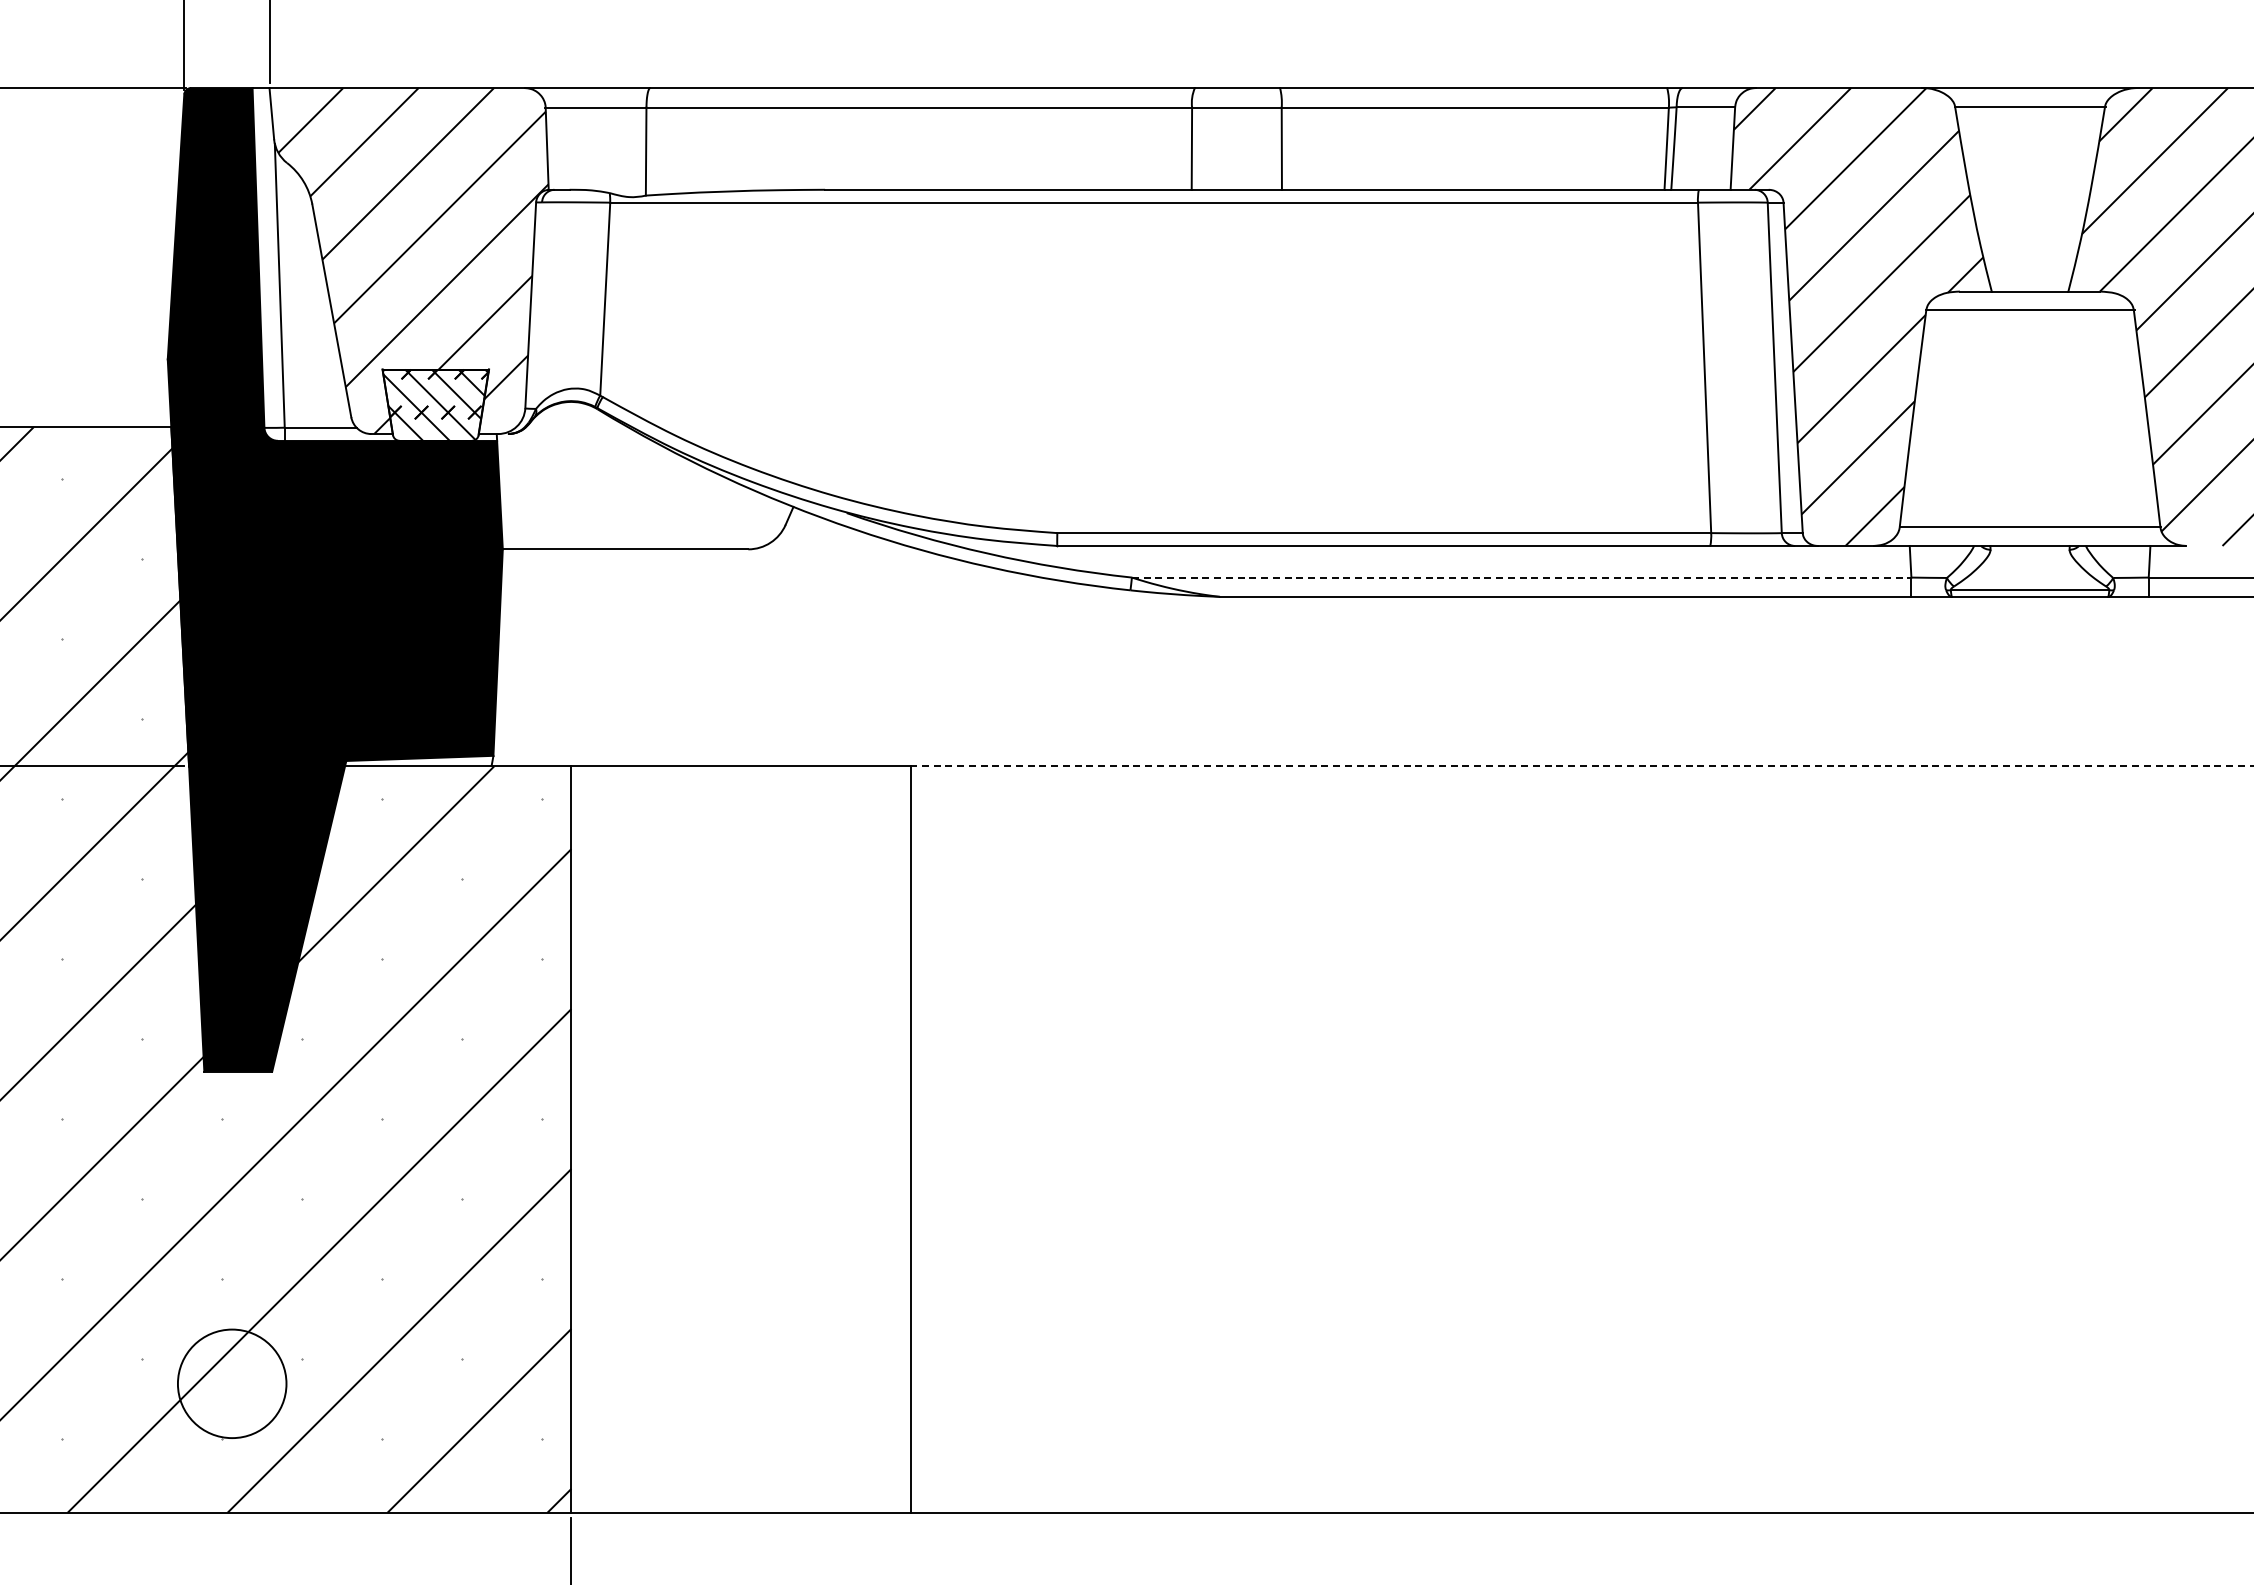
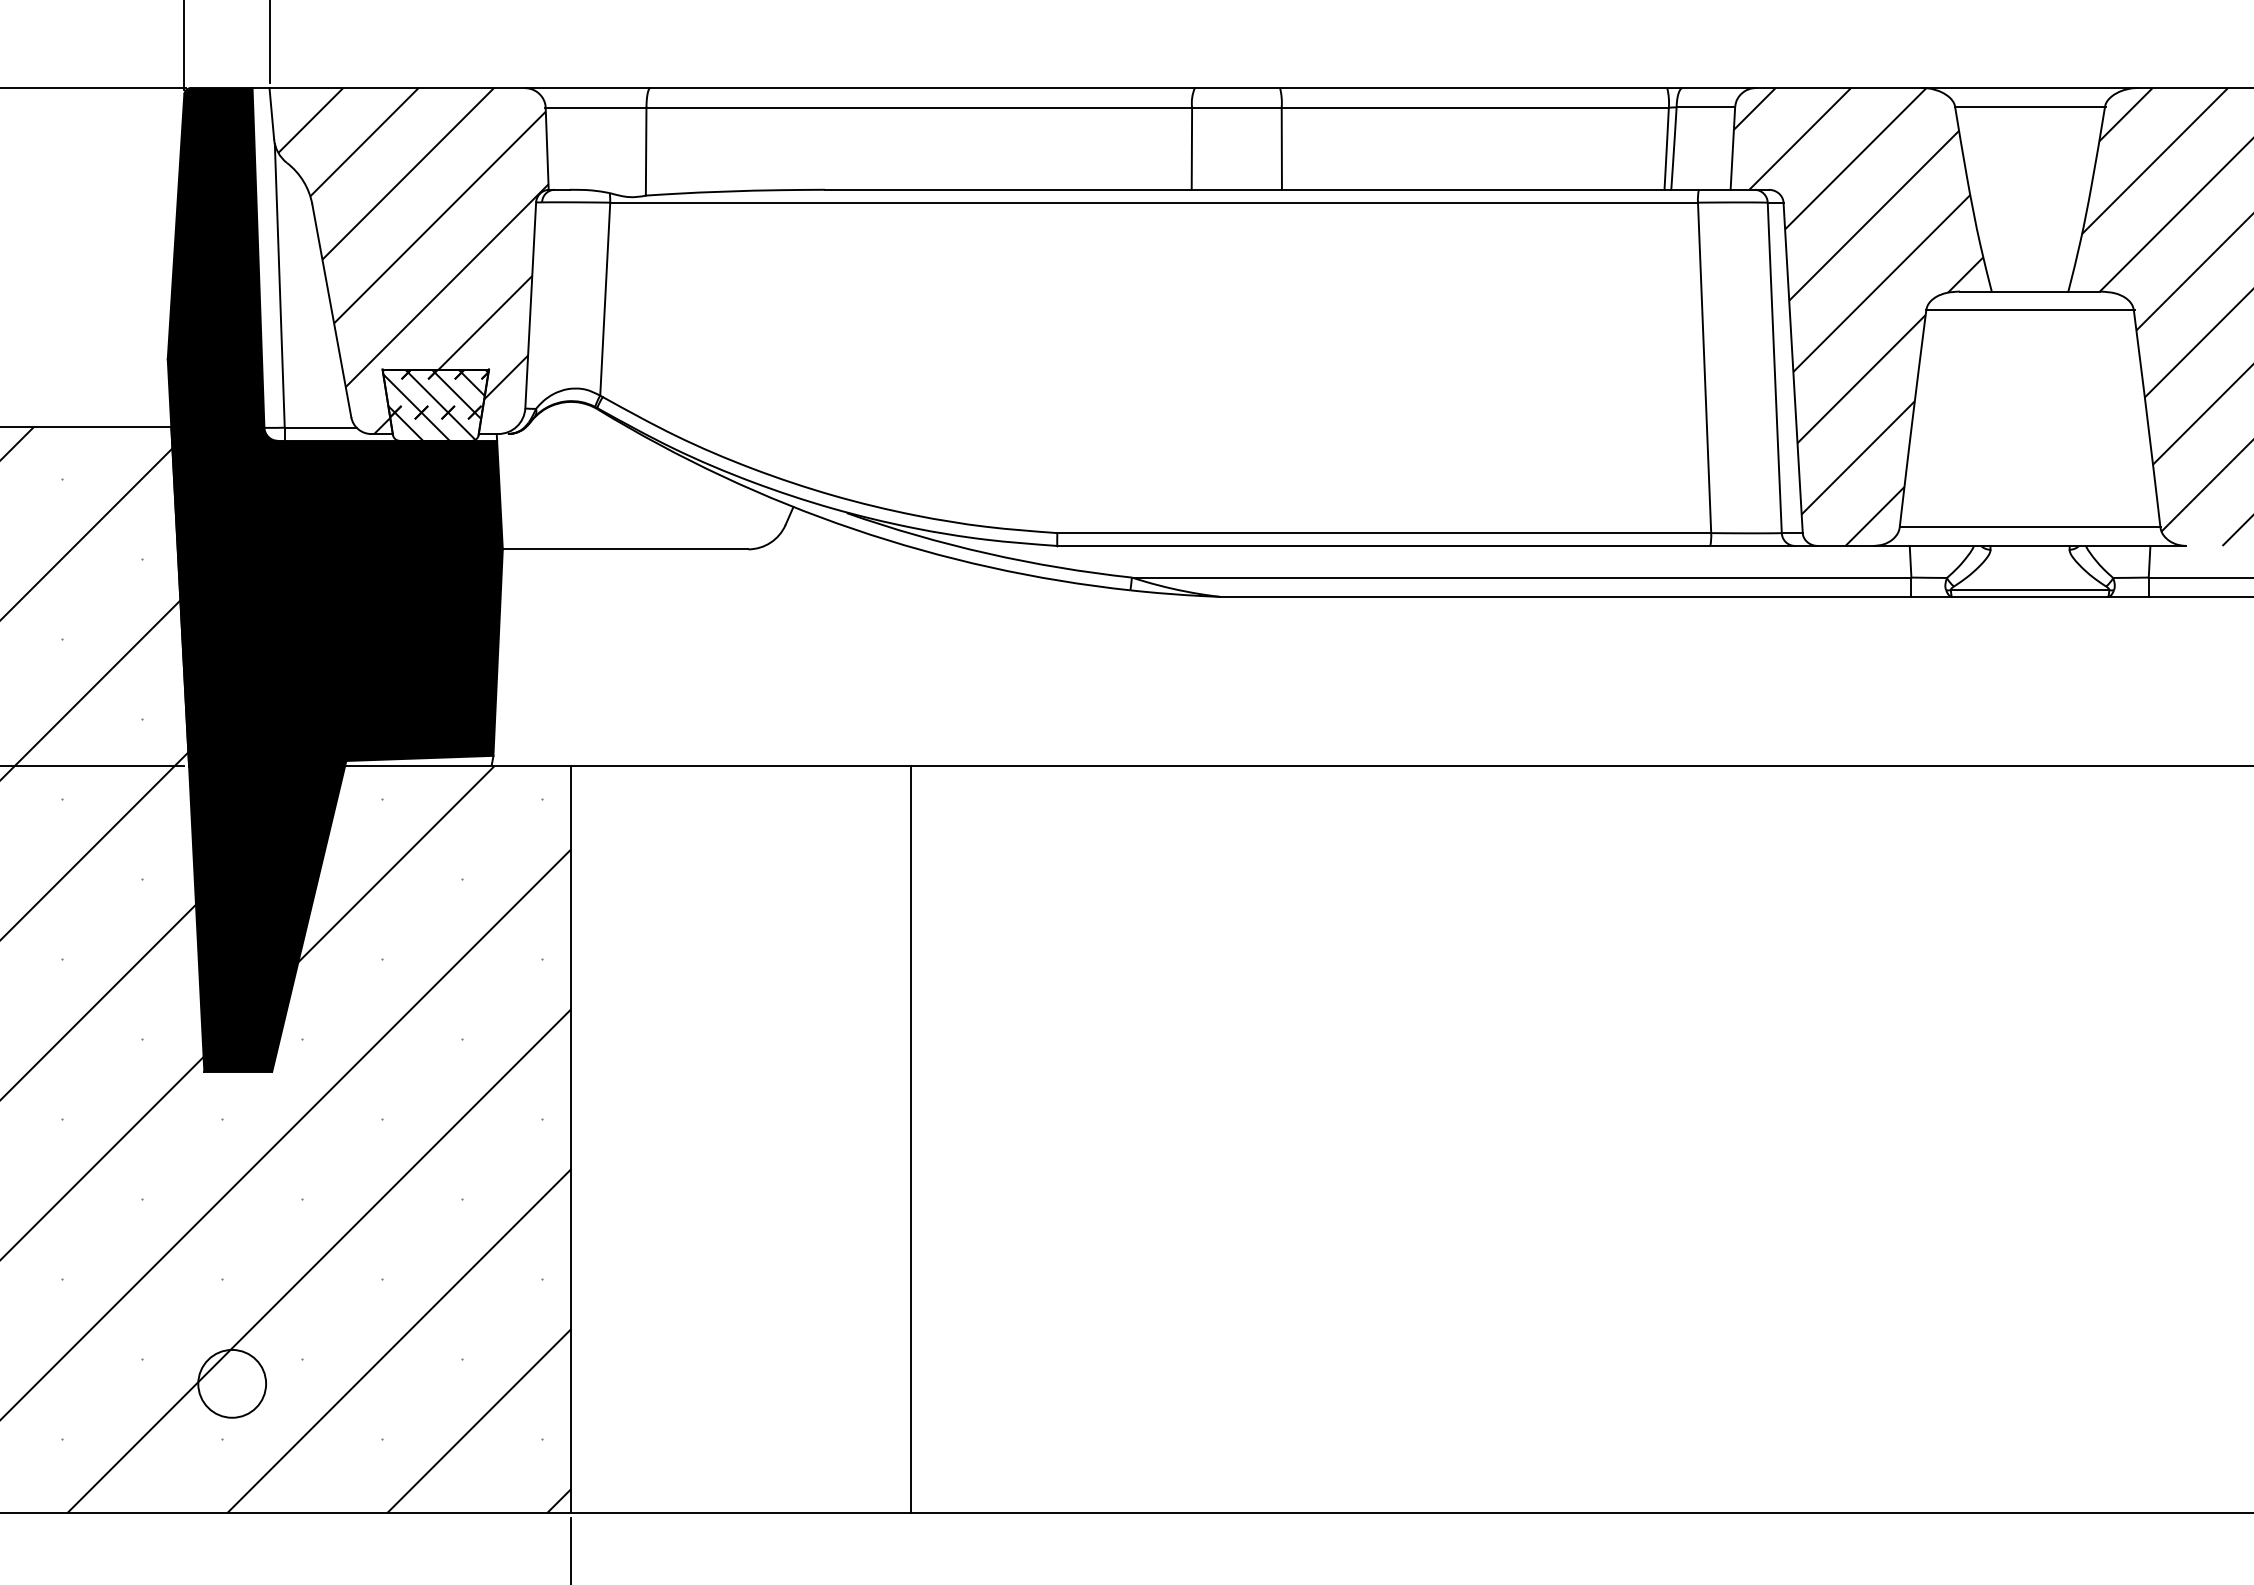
line: dashed -> solid (1521, 577)
line: dashed -> solid (1581, 766)
circle diameter: 109 px -> 68 px (232, 1383)
